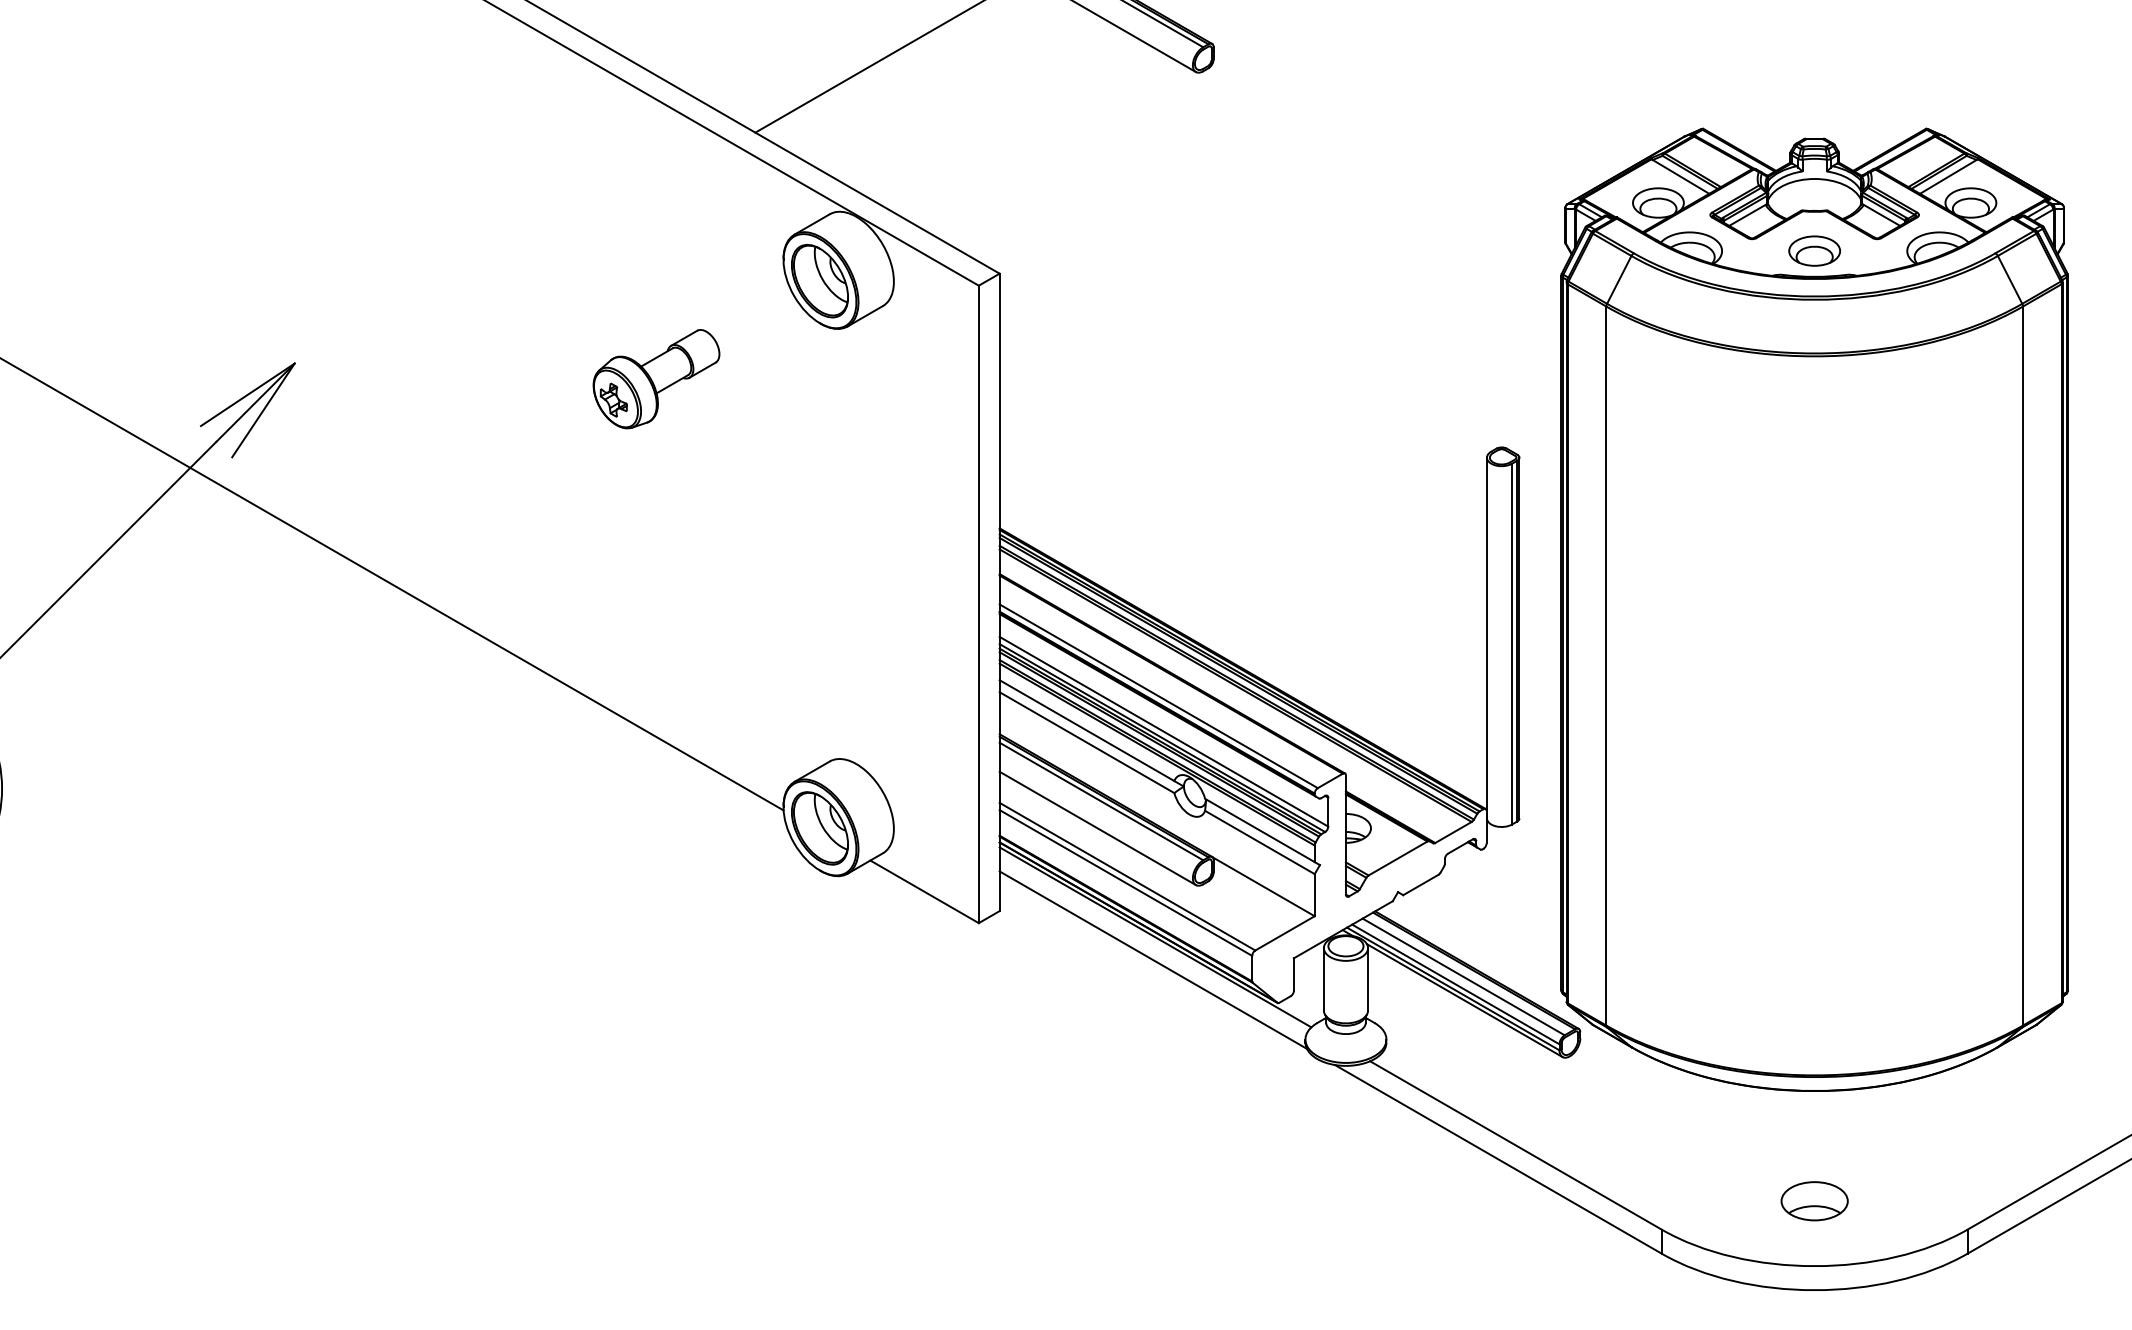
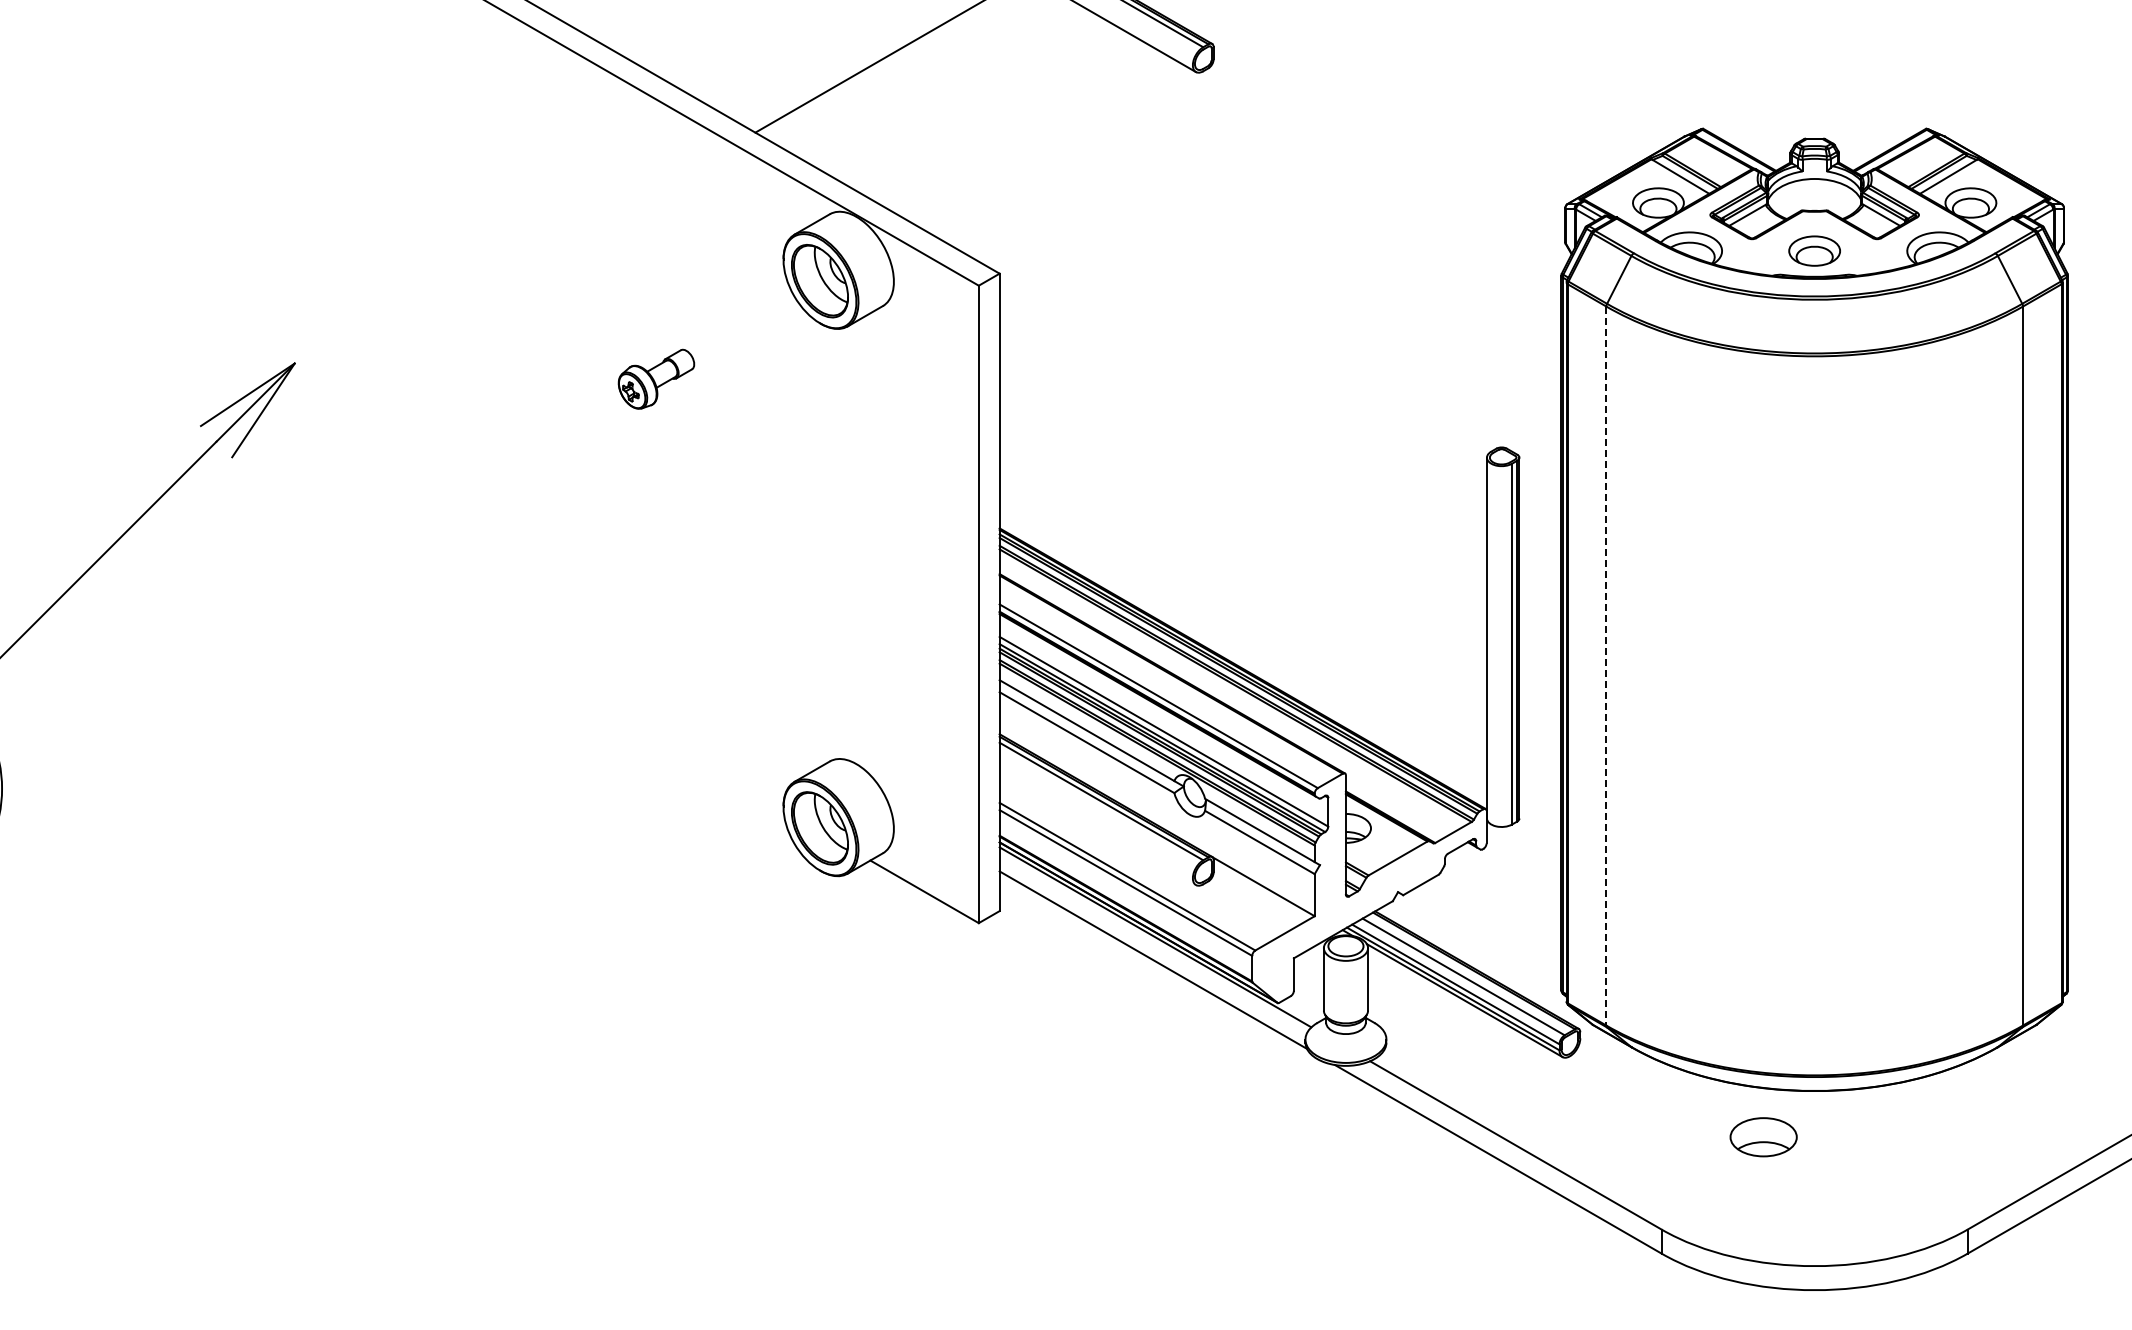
part size: 129x101 px -> 79x62 px (656, 378)
line: present -> none (392, 584)
line: solid -> dashed (1606, 666)
line: present -> none (1097, 828)
part position: (1814, 1201) -> (1763, 1137) (1763, 1137)
